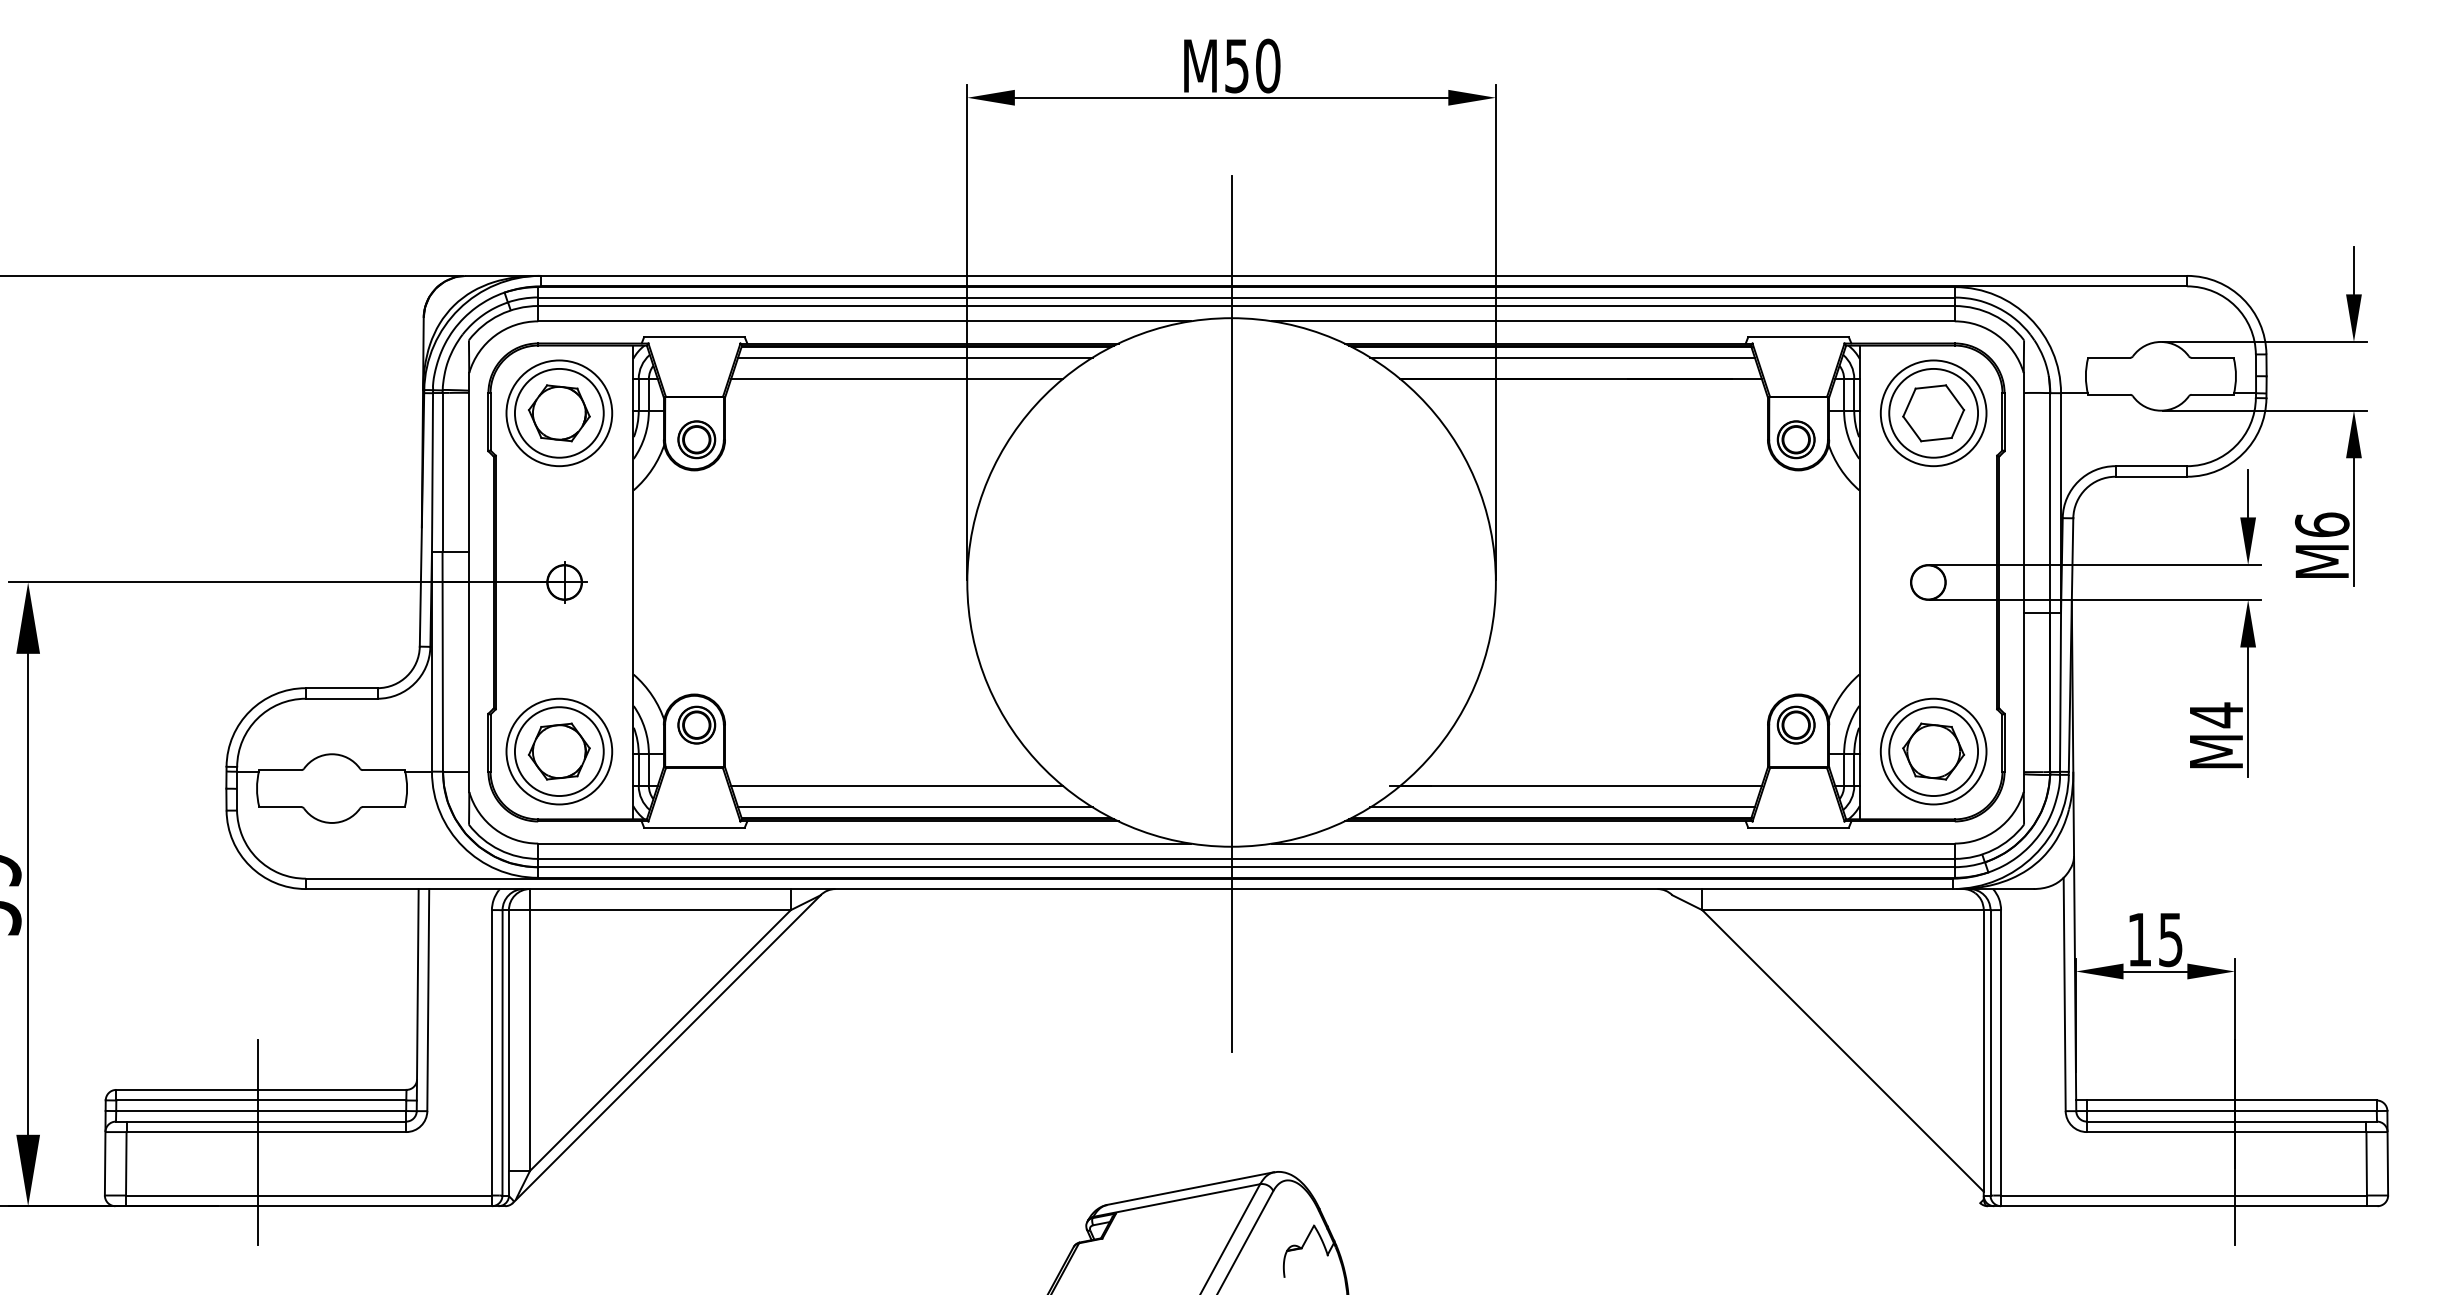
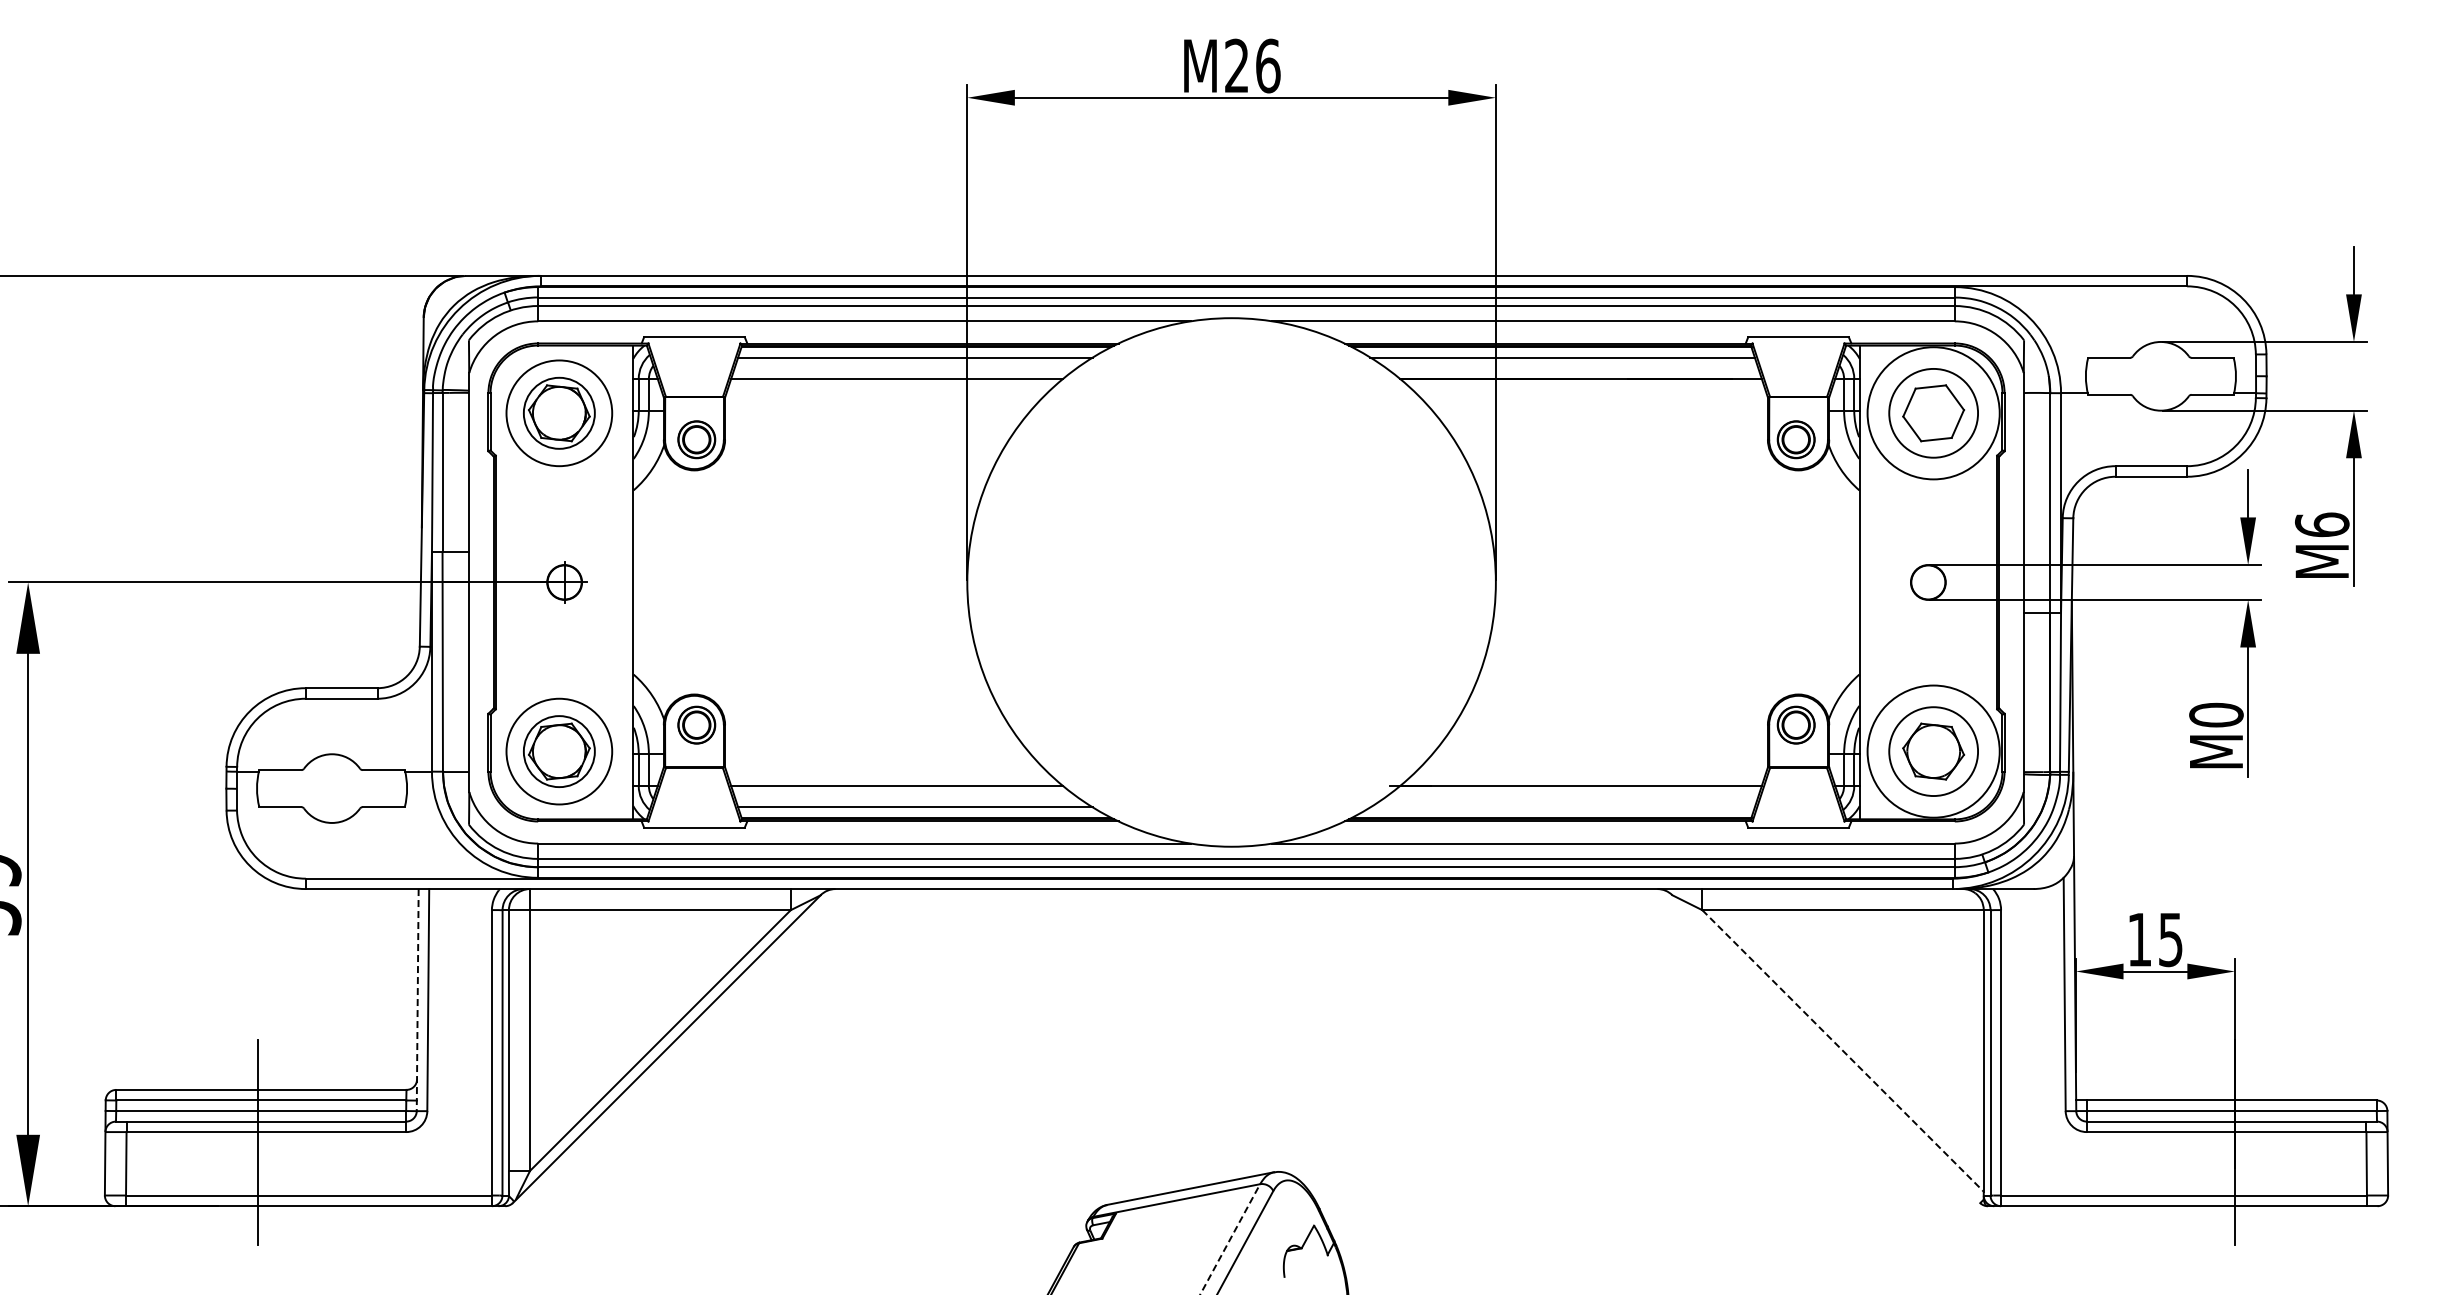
text: M50 -> M26 (1252, 65)
circle diameter: 89 px -> 71 px (558, 412)
circle diameter: 106 px -> 132 px (1933, 413)
line: present -> none (1231, 613)
text: M4 -> M0 (2216, 715)
circle diameter: 89 px -> 71 px (558, 751)
circle diameter: 106 px -> 132 px (1933, 751)
line: present -> none (1562, 807)
line: solid -> dashed (417, 1000)
line: solid -> dashed (1843, 1051)
line: solid -> dashed (1230, 1239)
